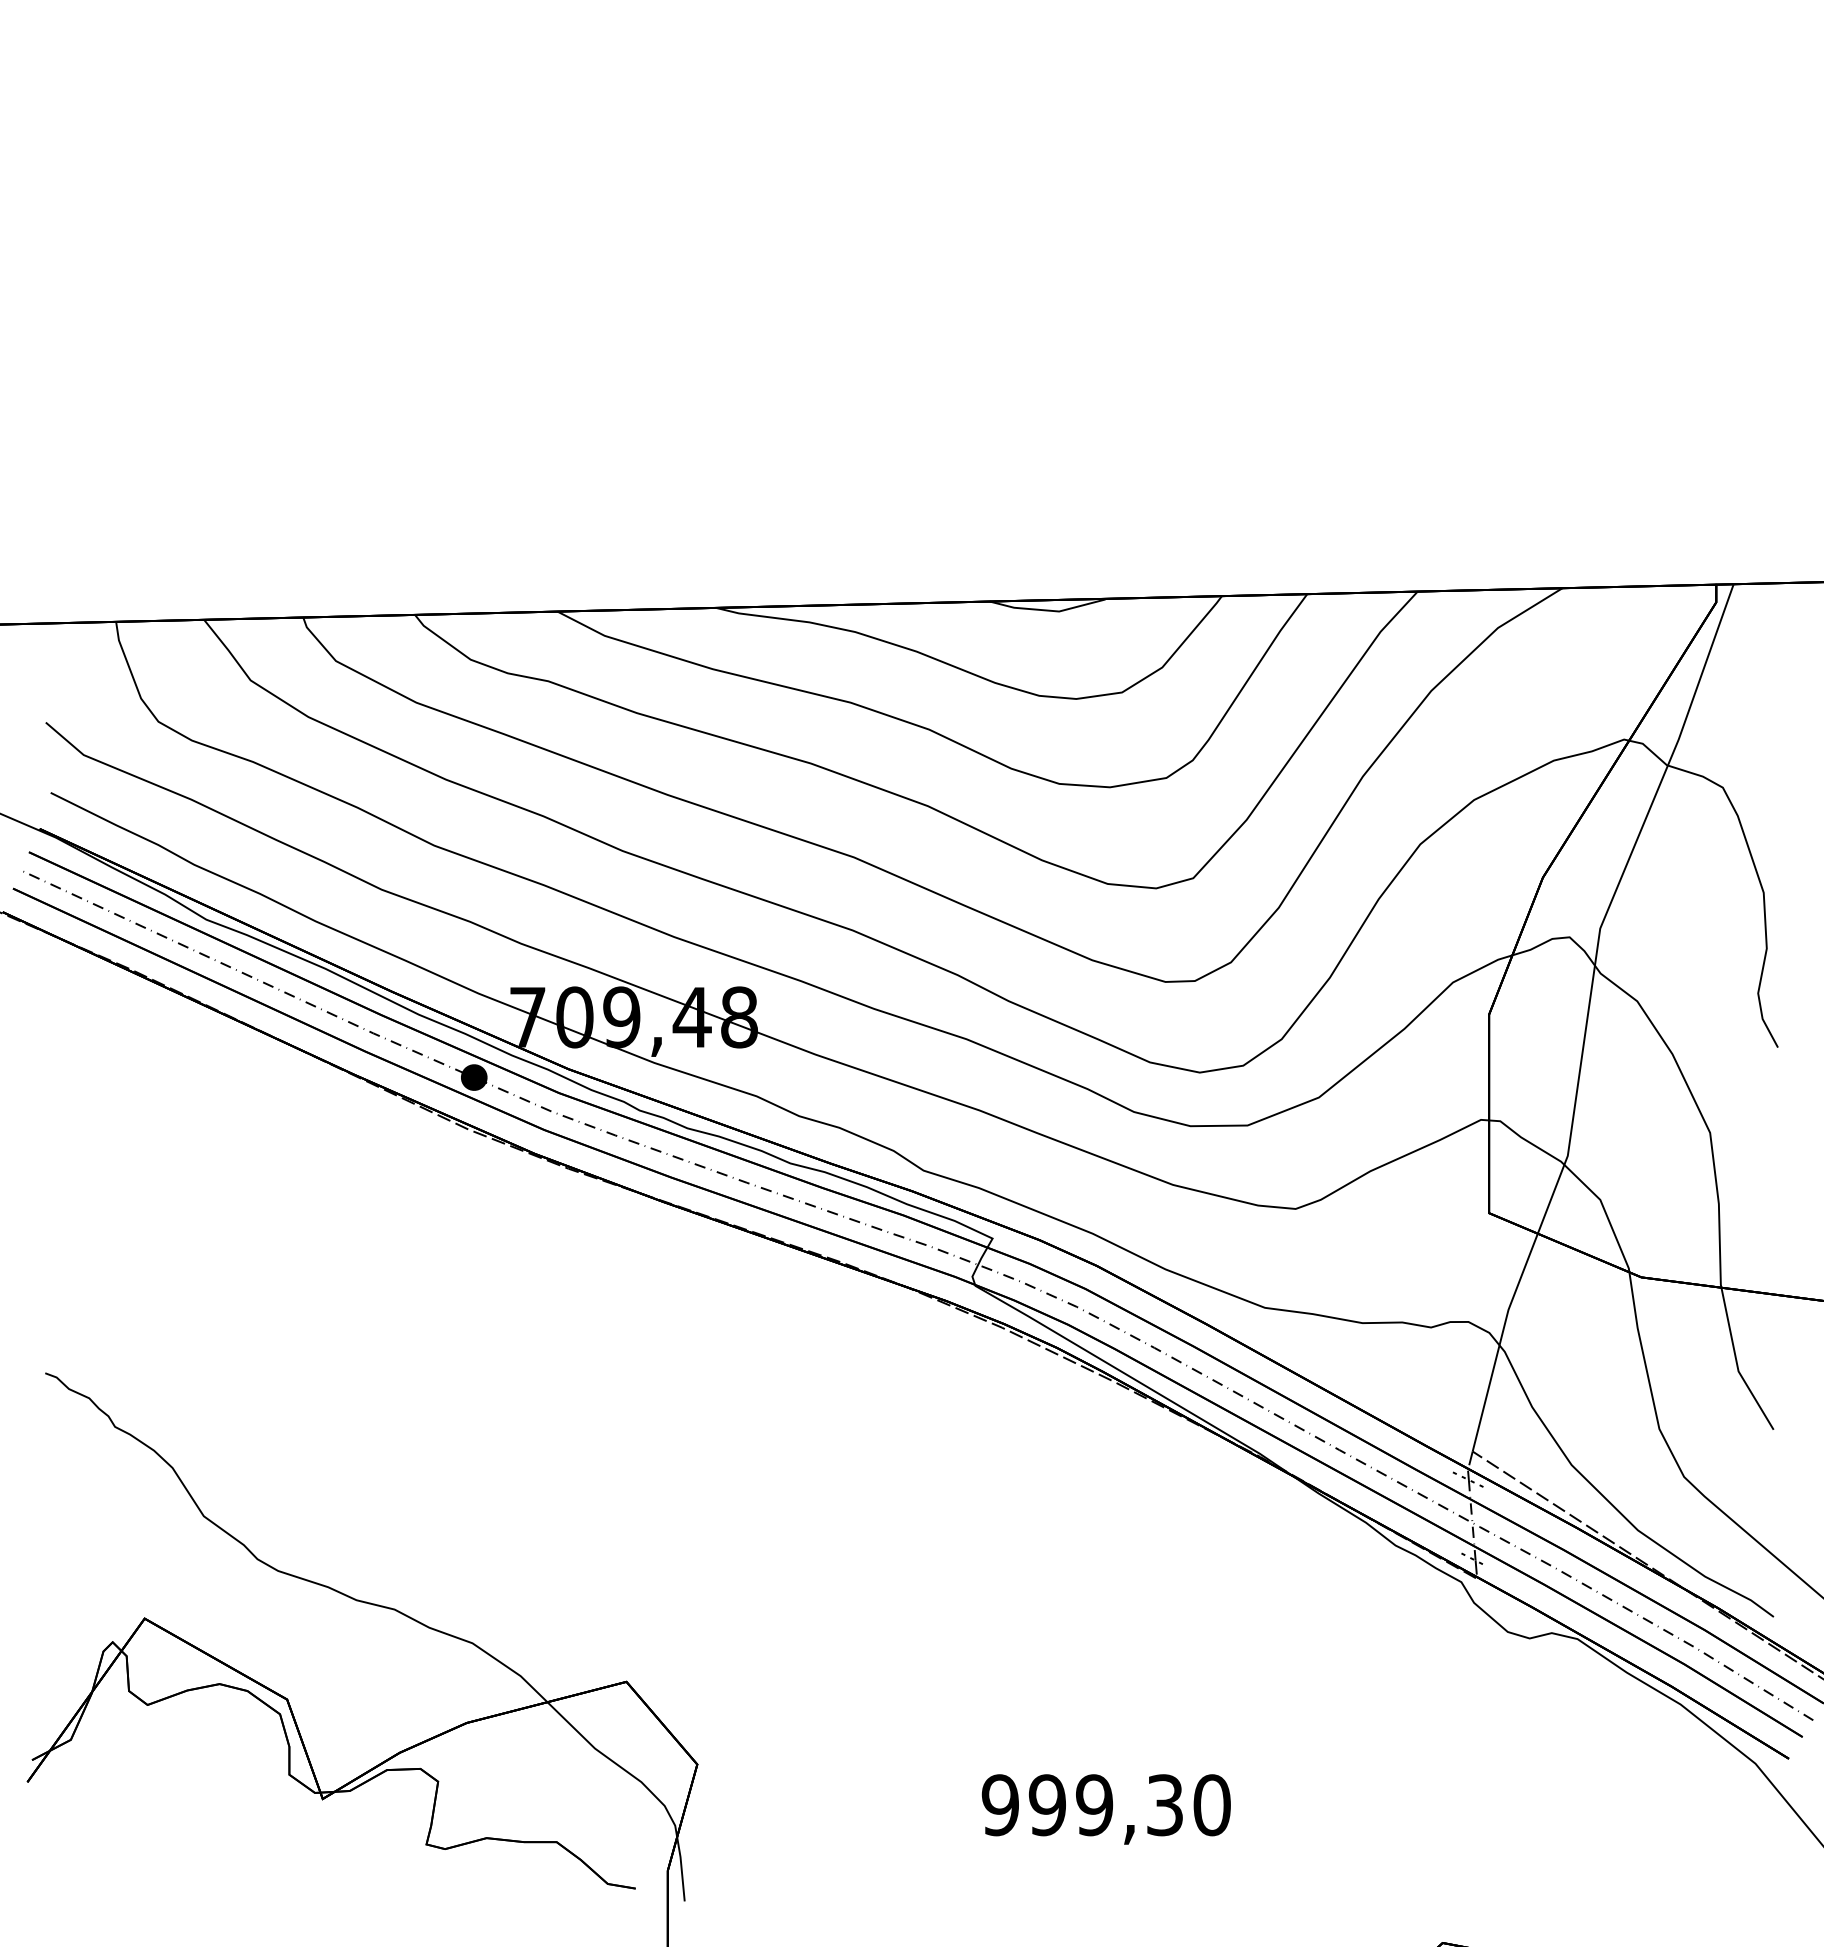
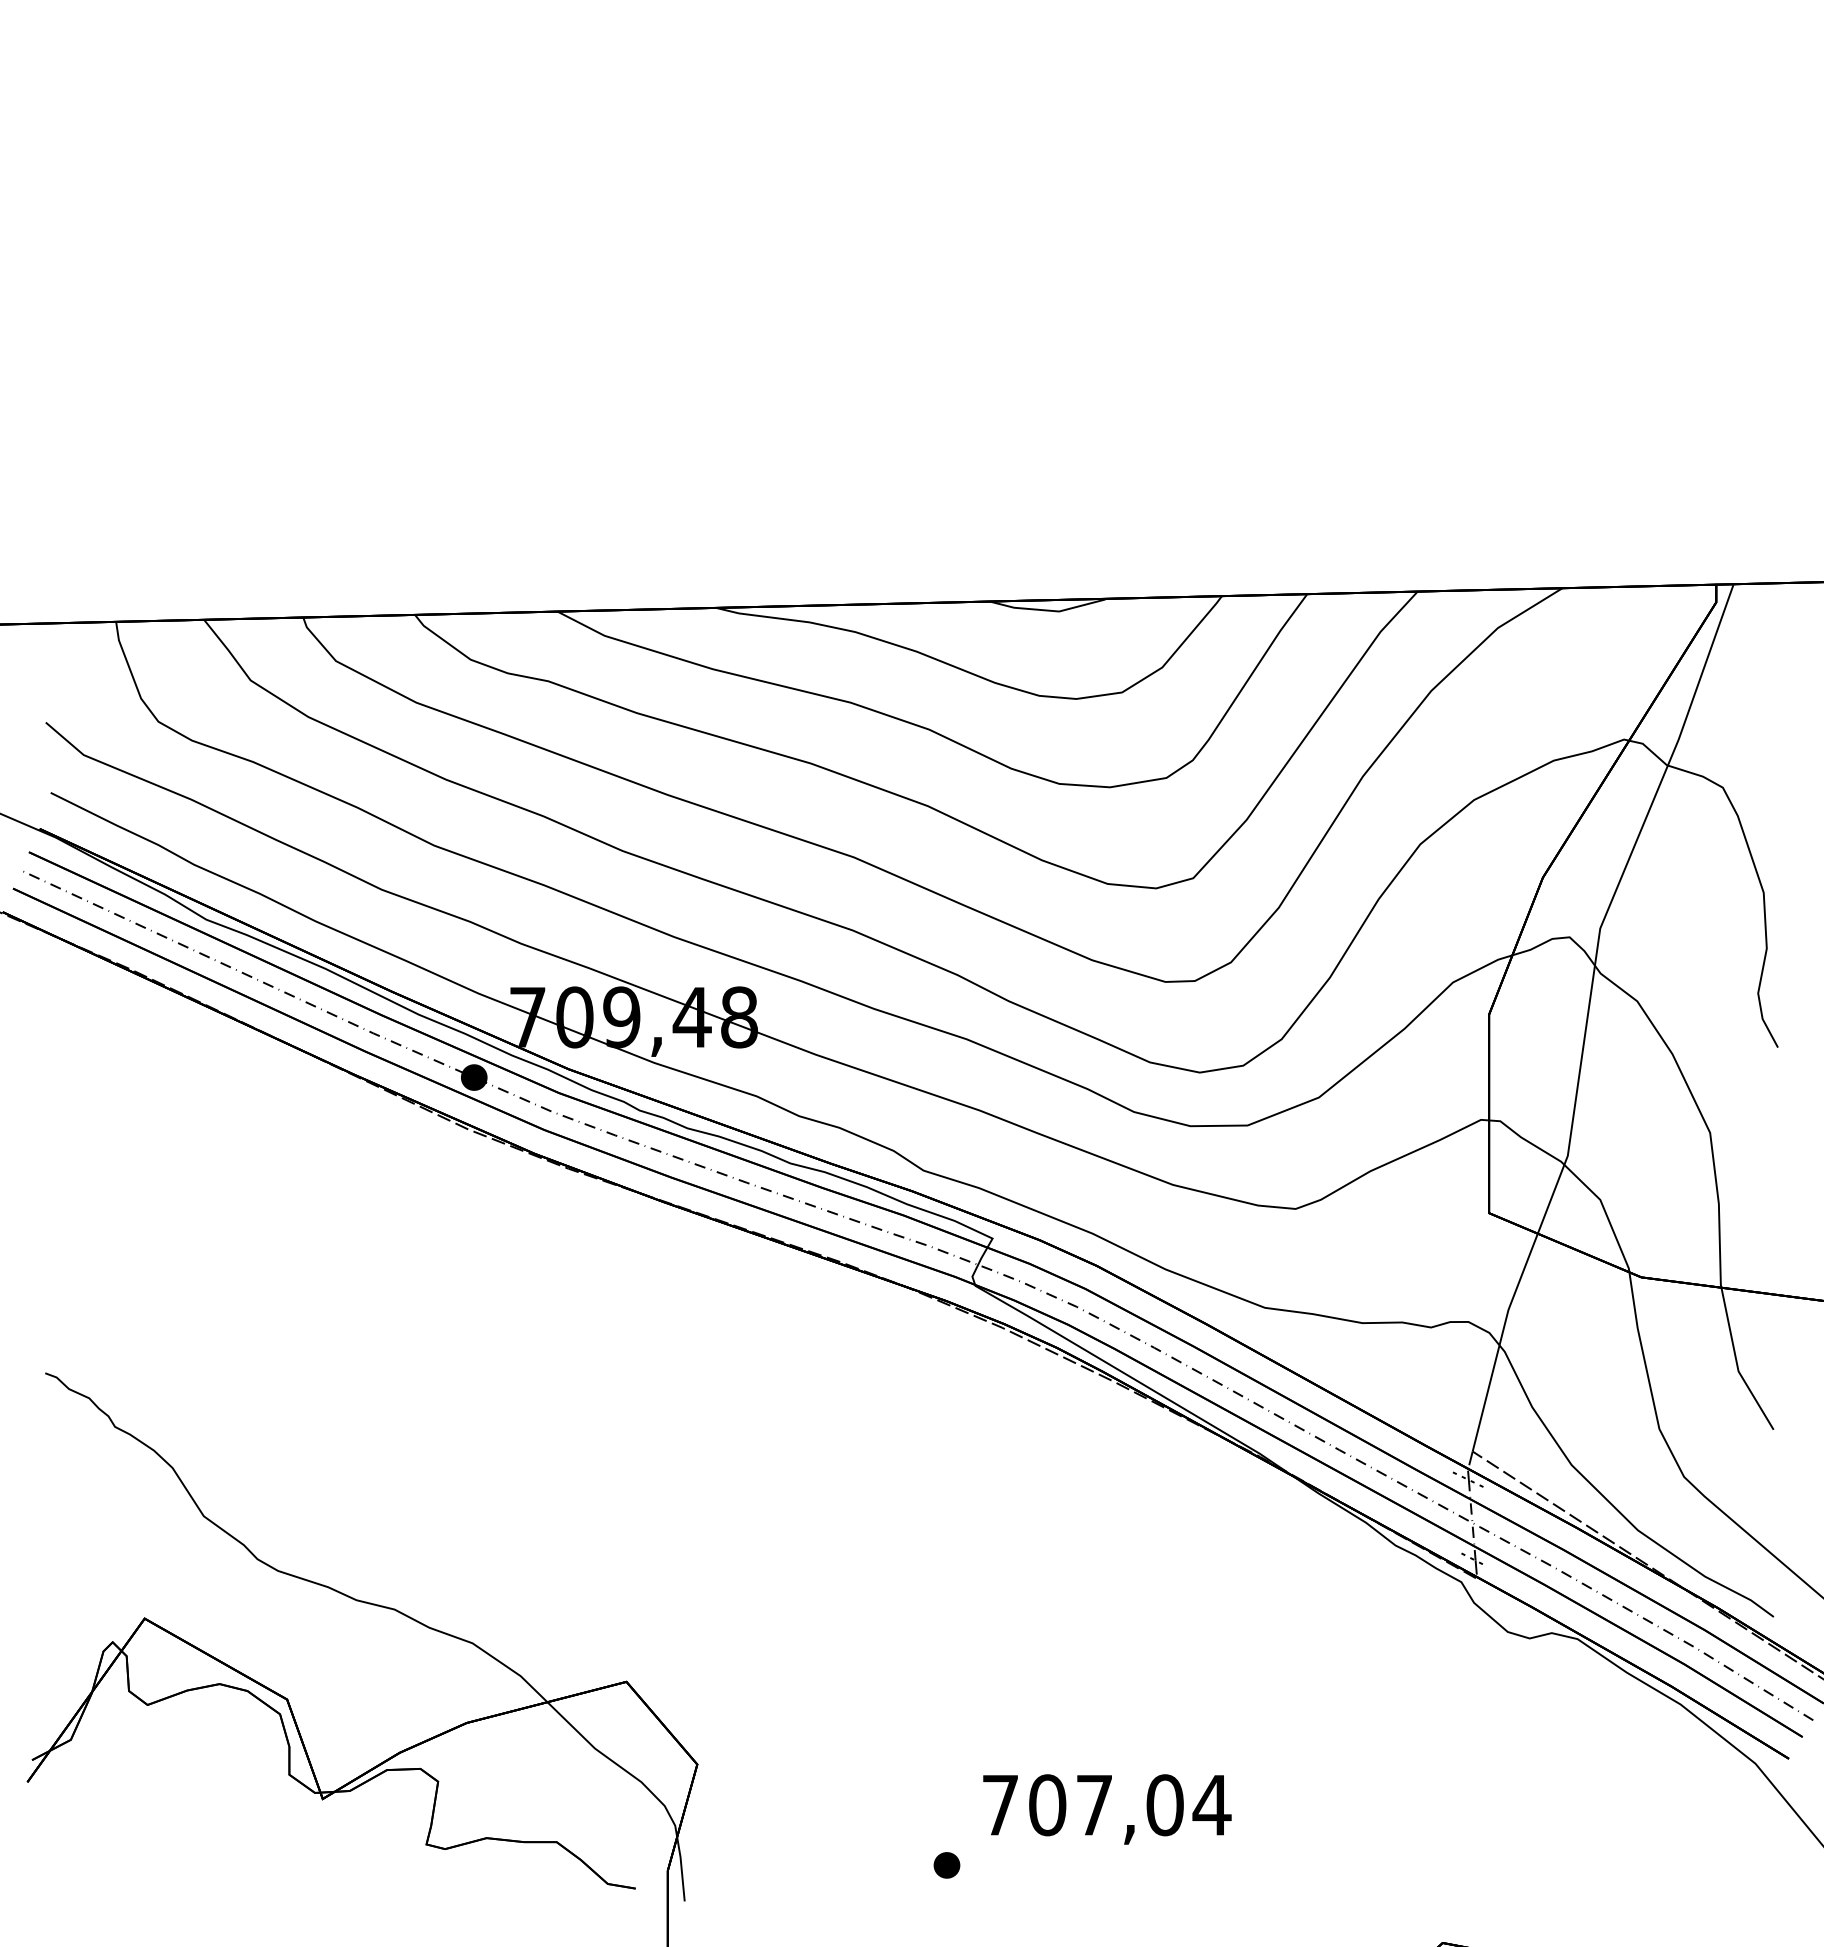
text: 999,30 -> 707,04 (1106, 1805)
part: none -> present (946, 1865)
